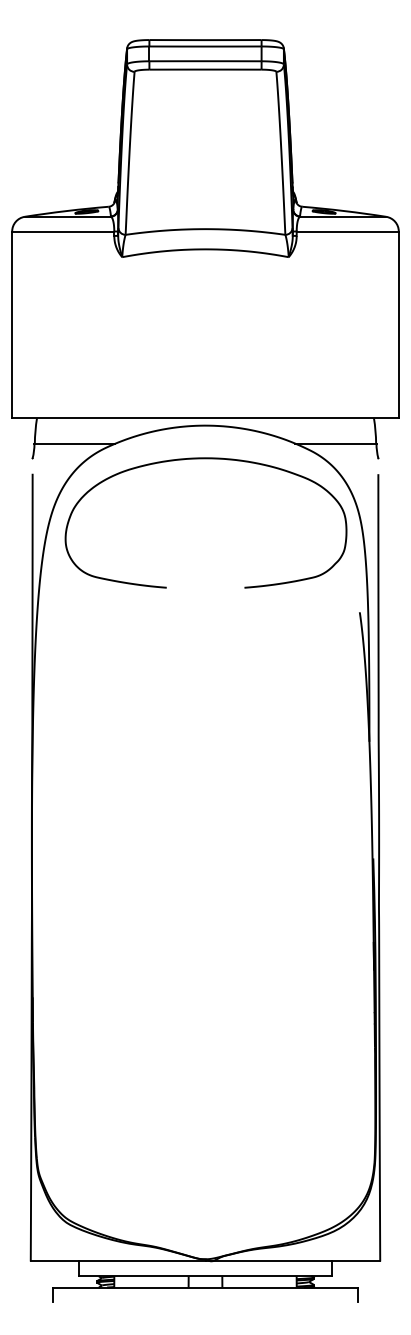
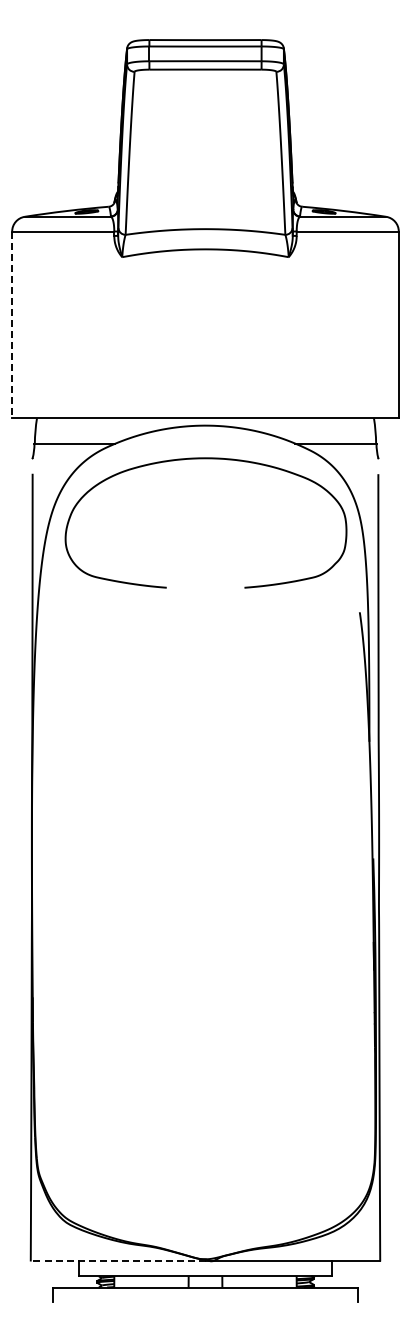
line: solid -> dashed (12, 325)
line: solid -> dashed (117, 1261)
